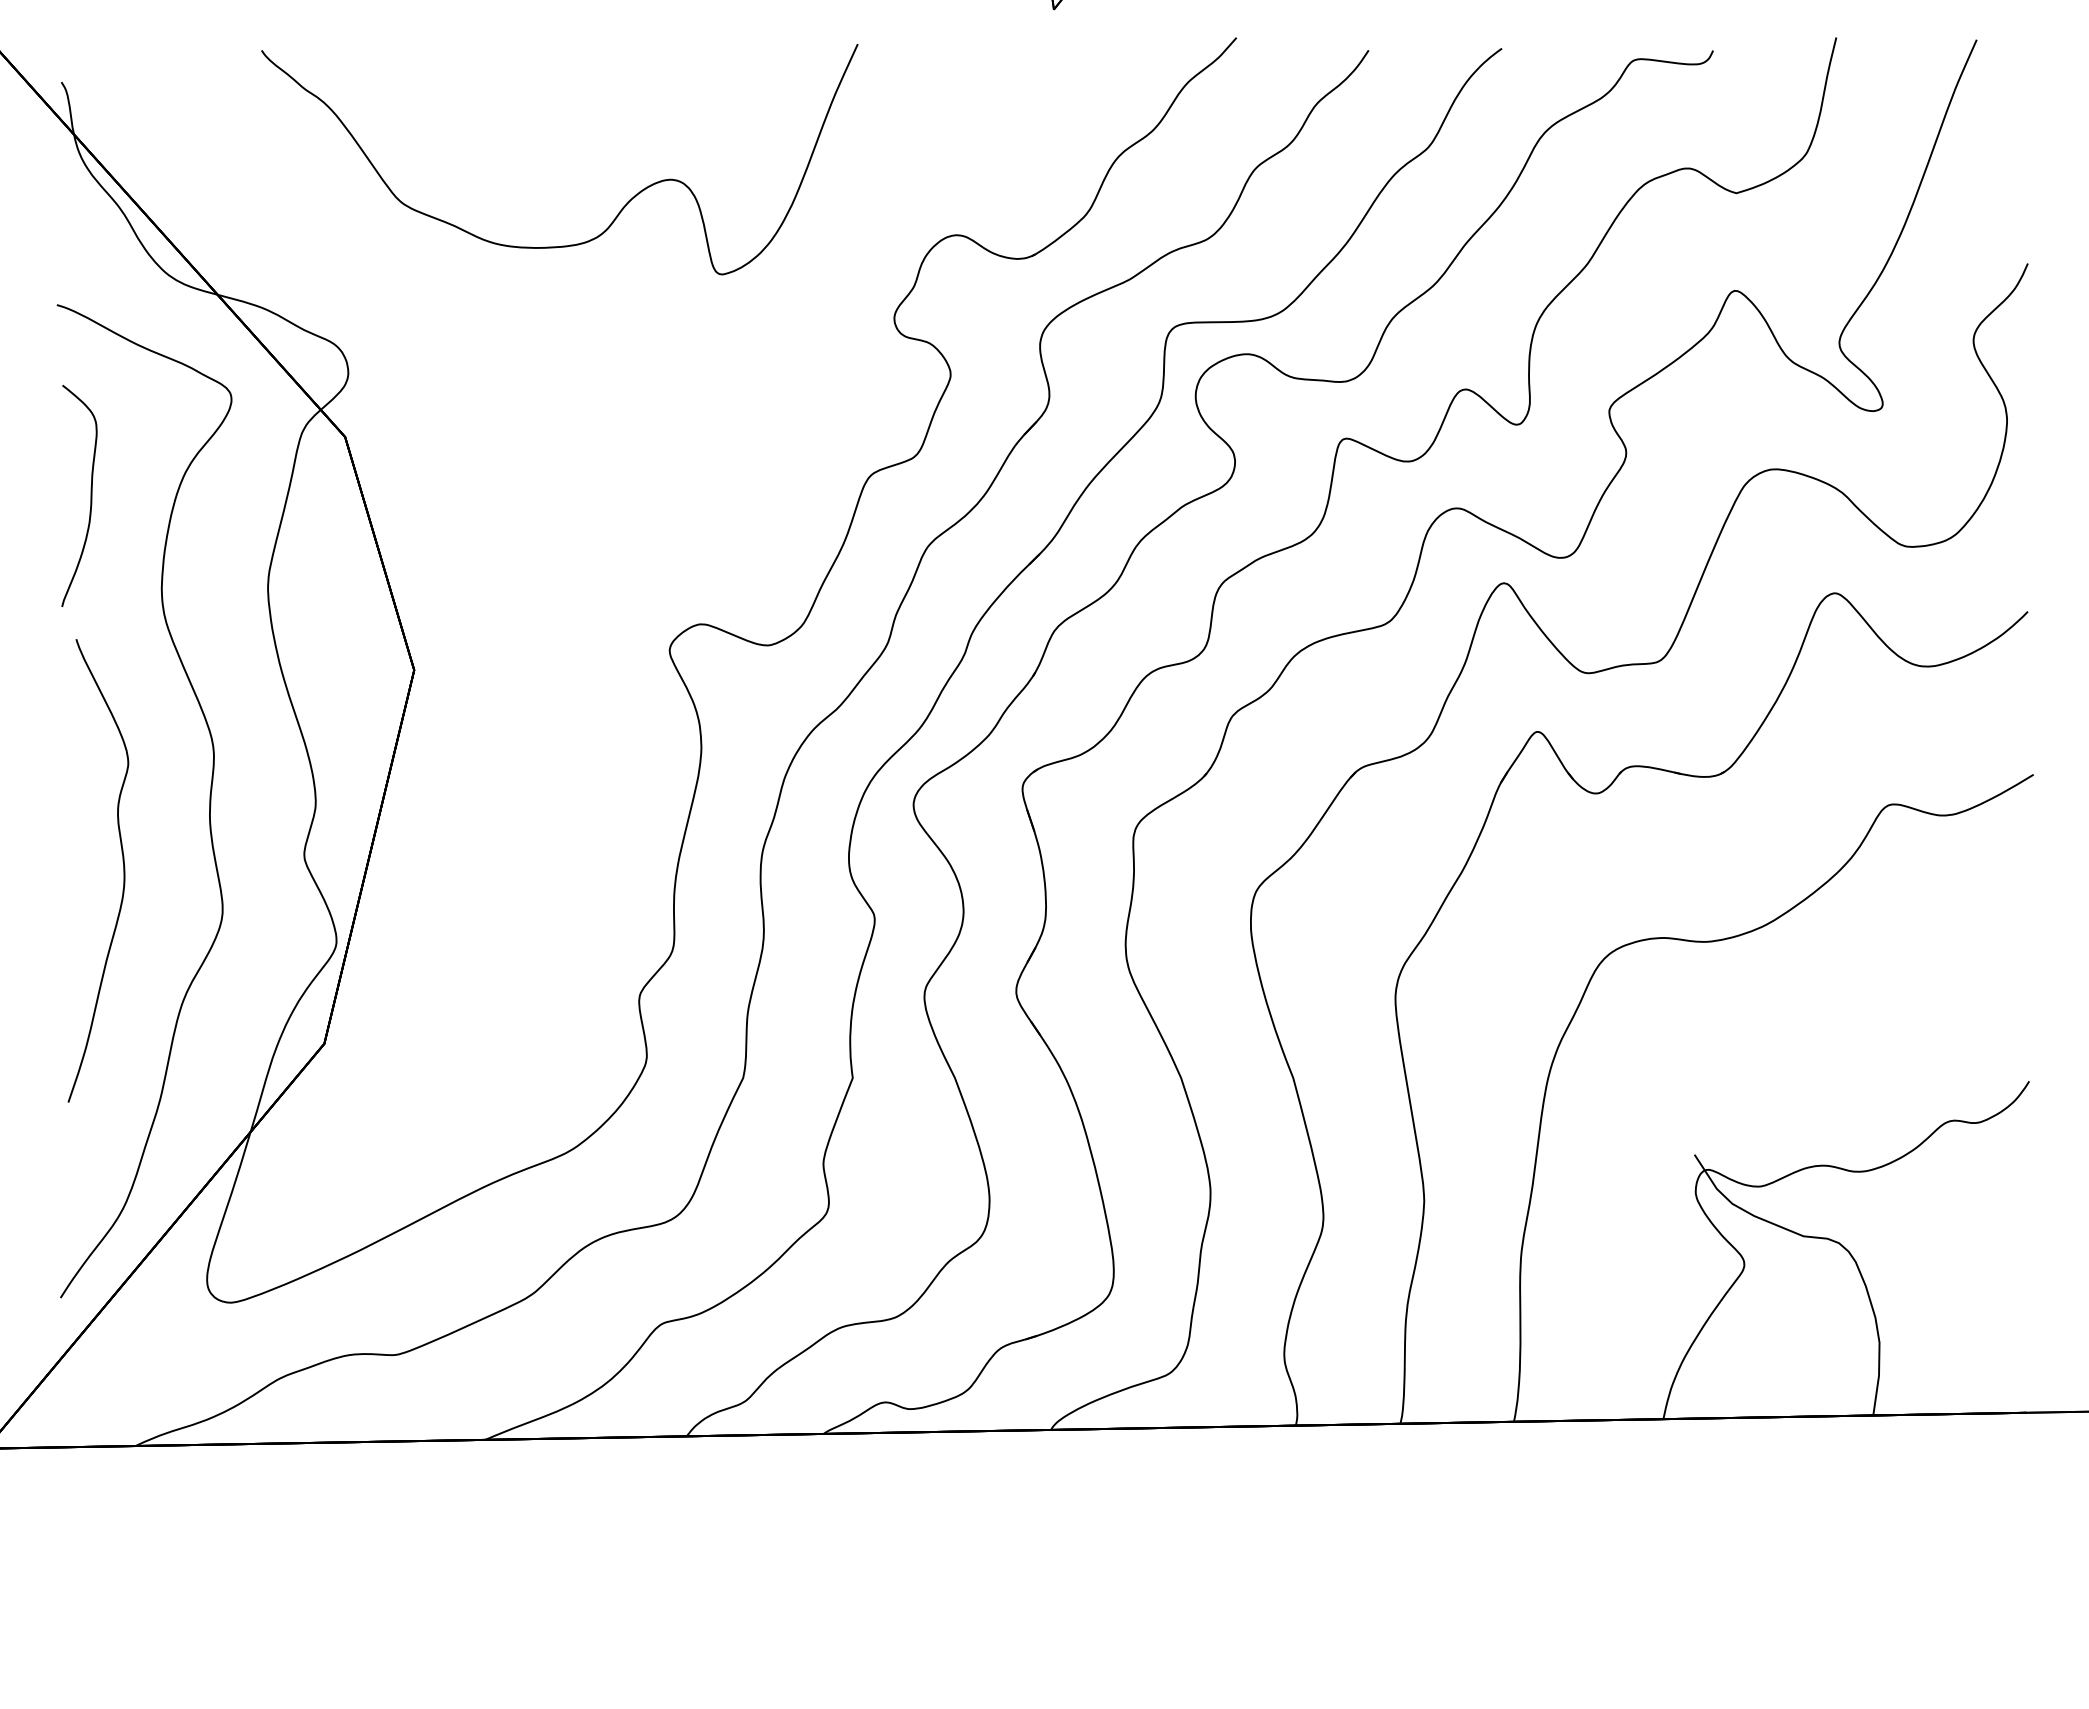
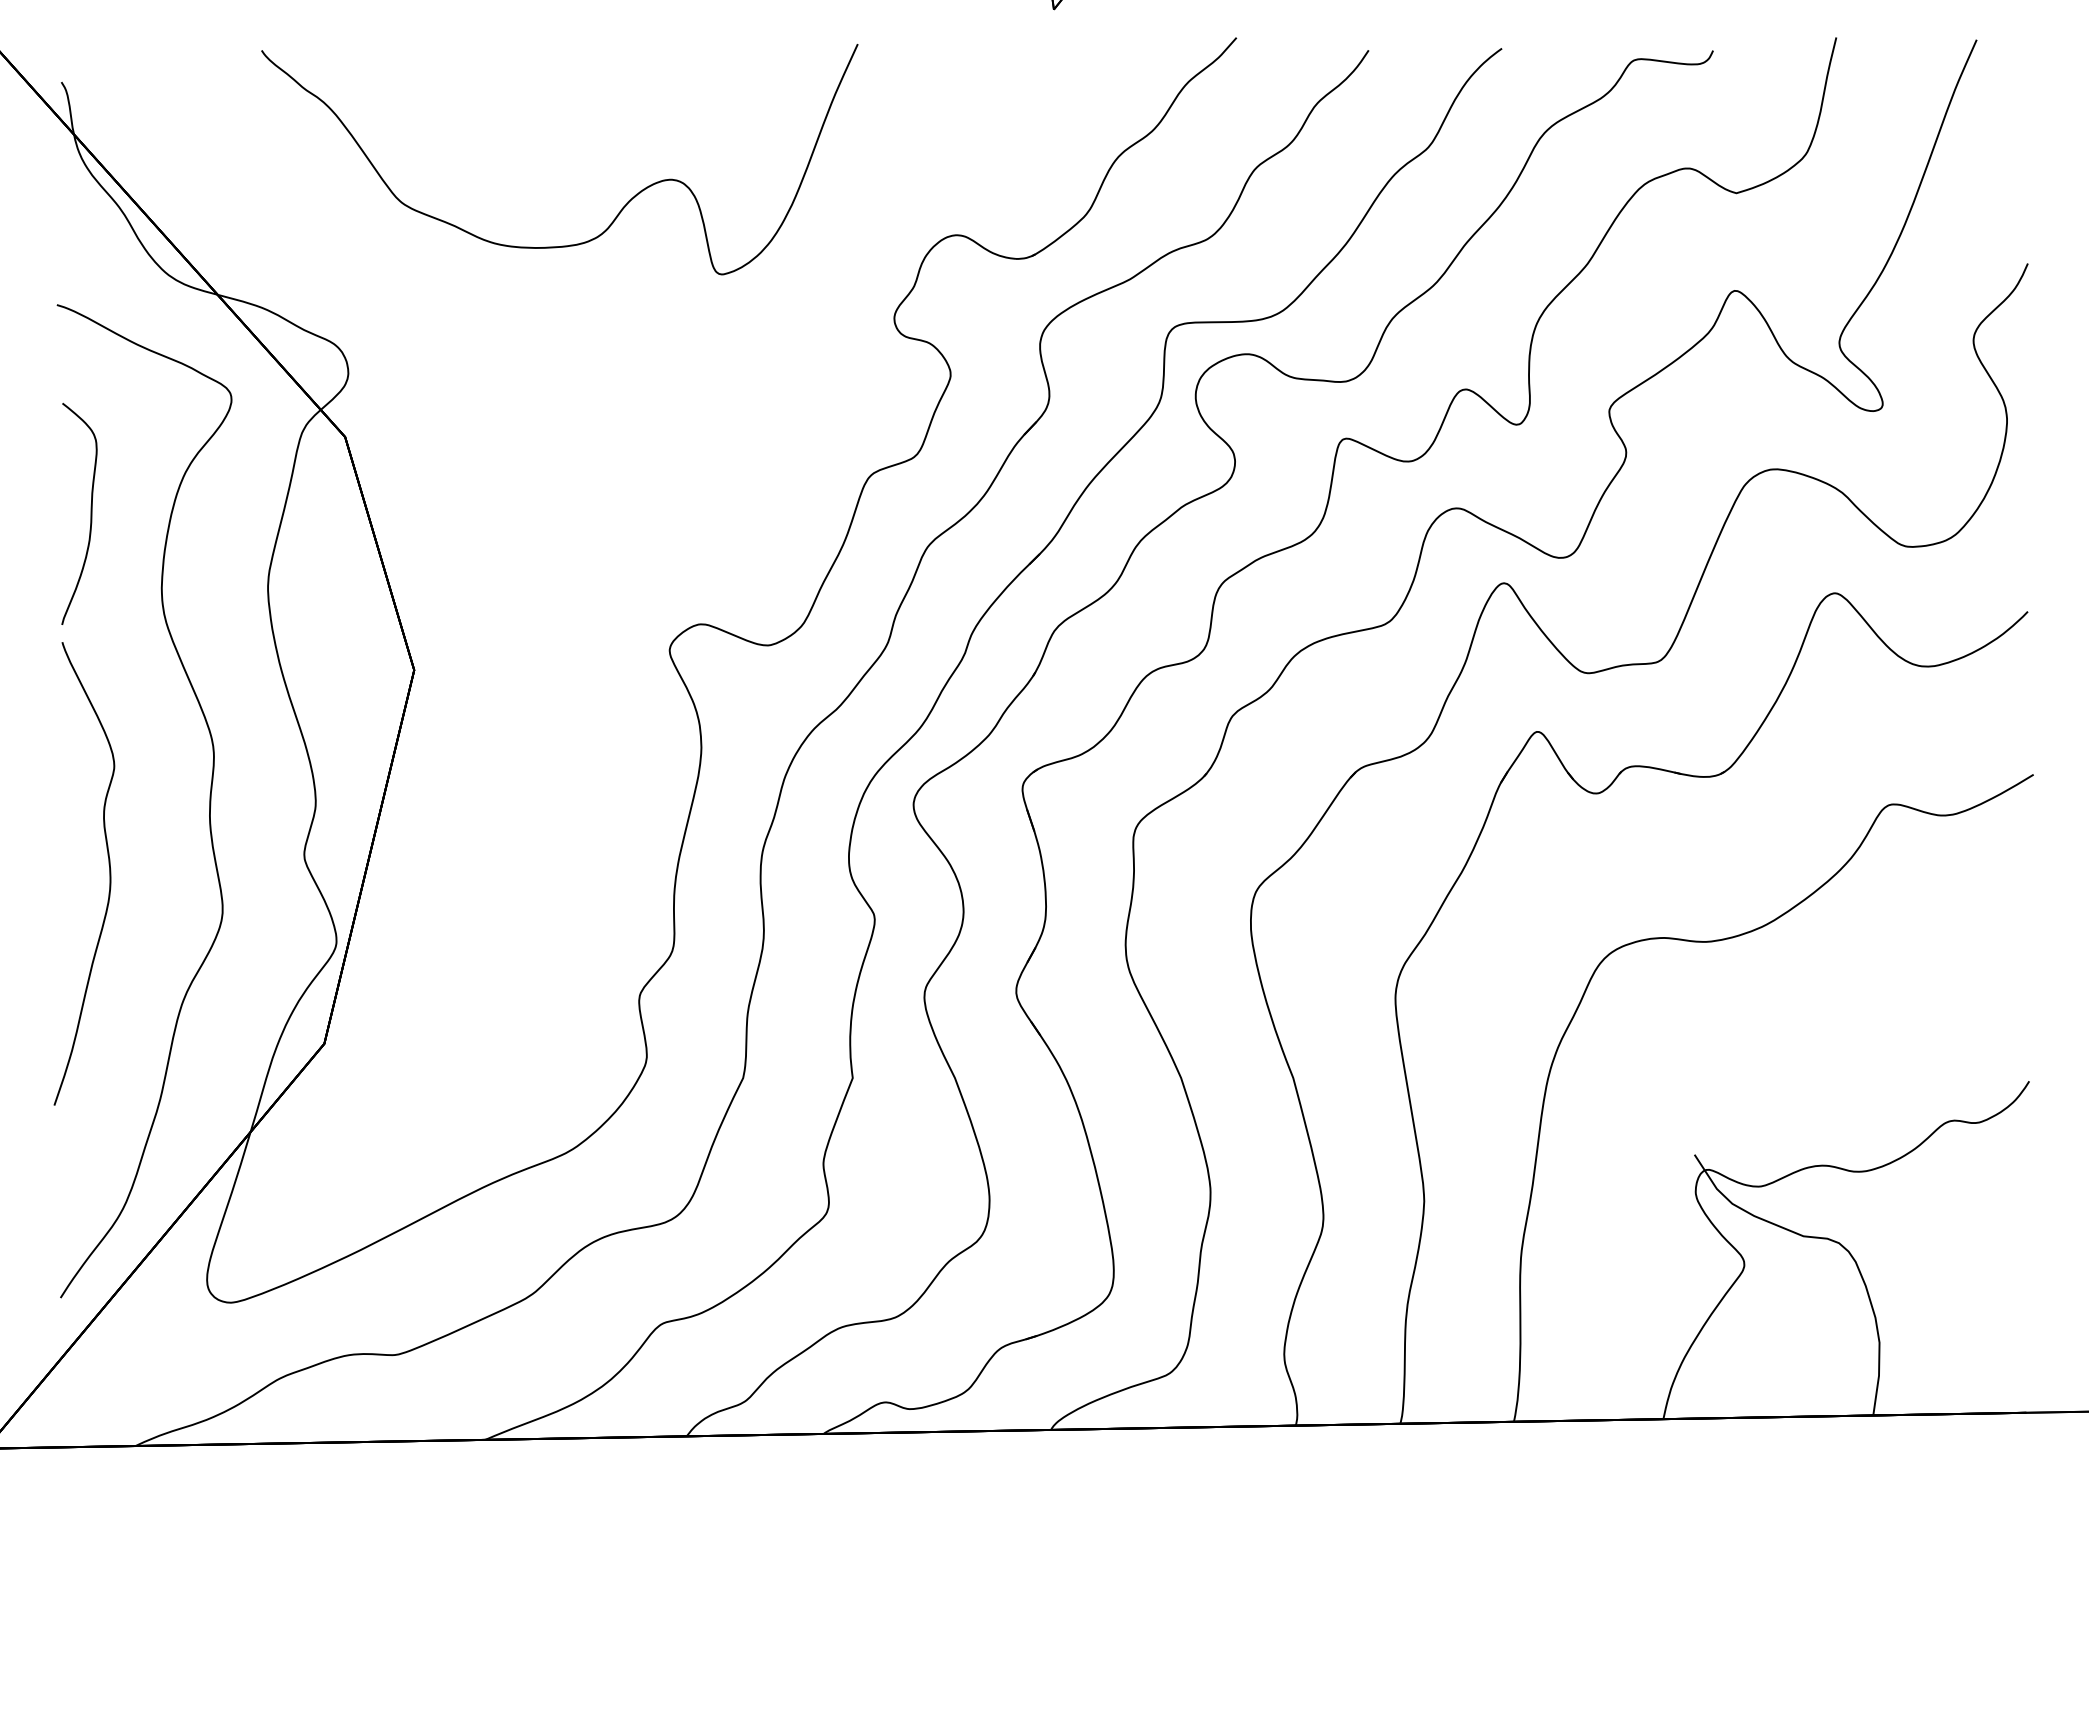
curve position: (90, 495) -> (90, 513) (90, 513)
curve position: (123, 870) -> (109, 873) (109, 873)
